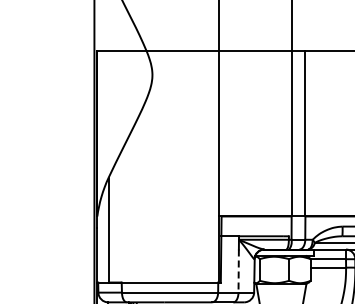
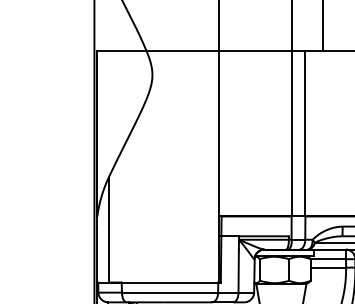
line: none -> present (323, 26)
line: dashed -> solid (238, 271)
